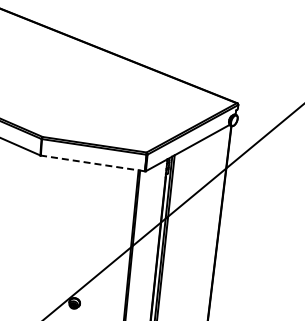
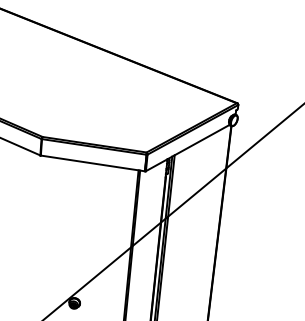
line: dashed -> solid (92, 163)
